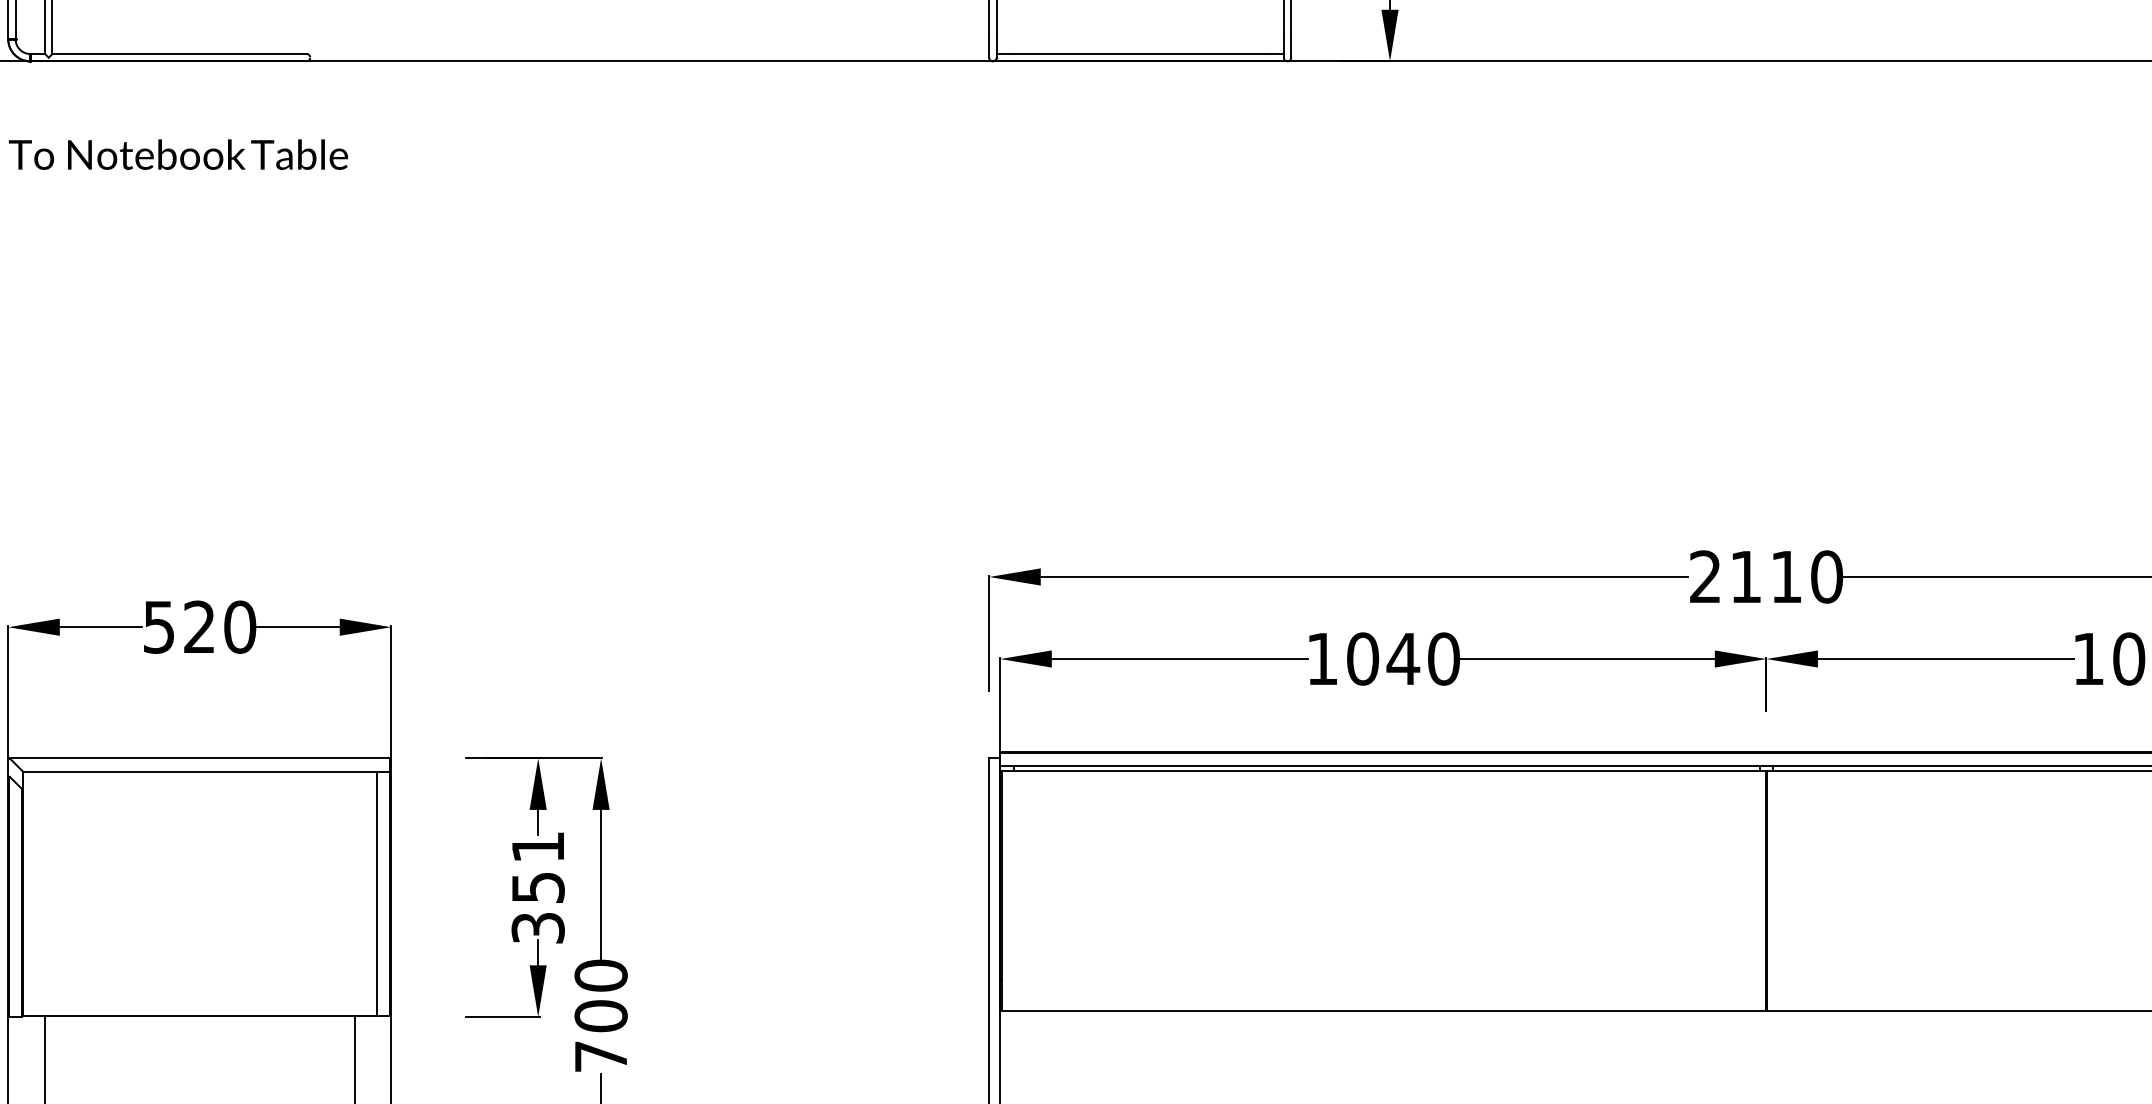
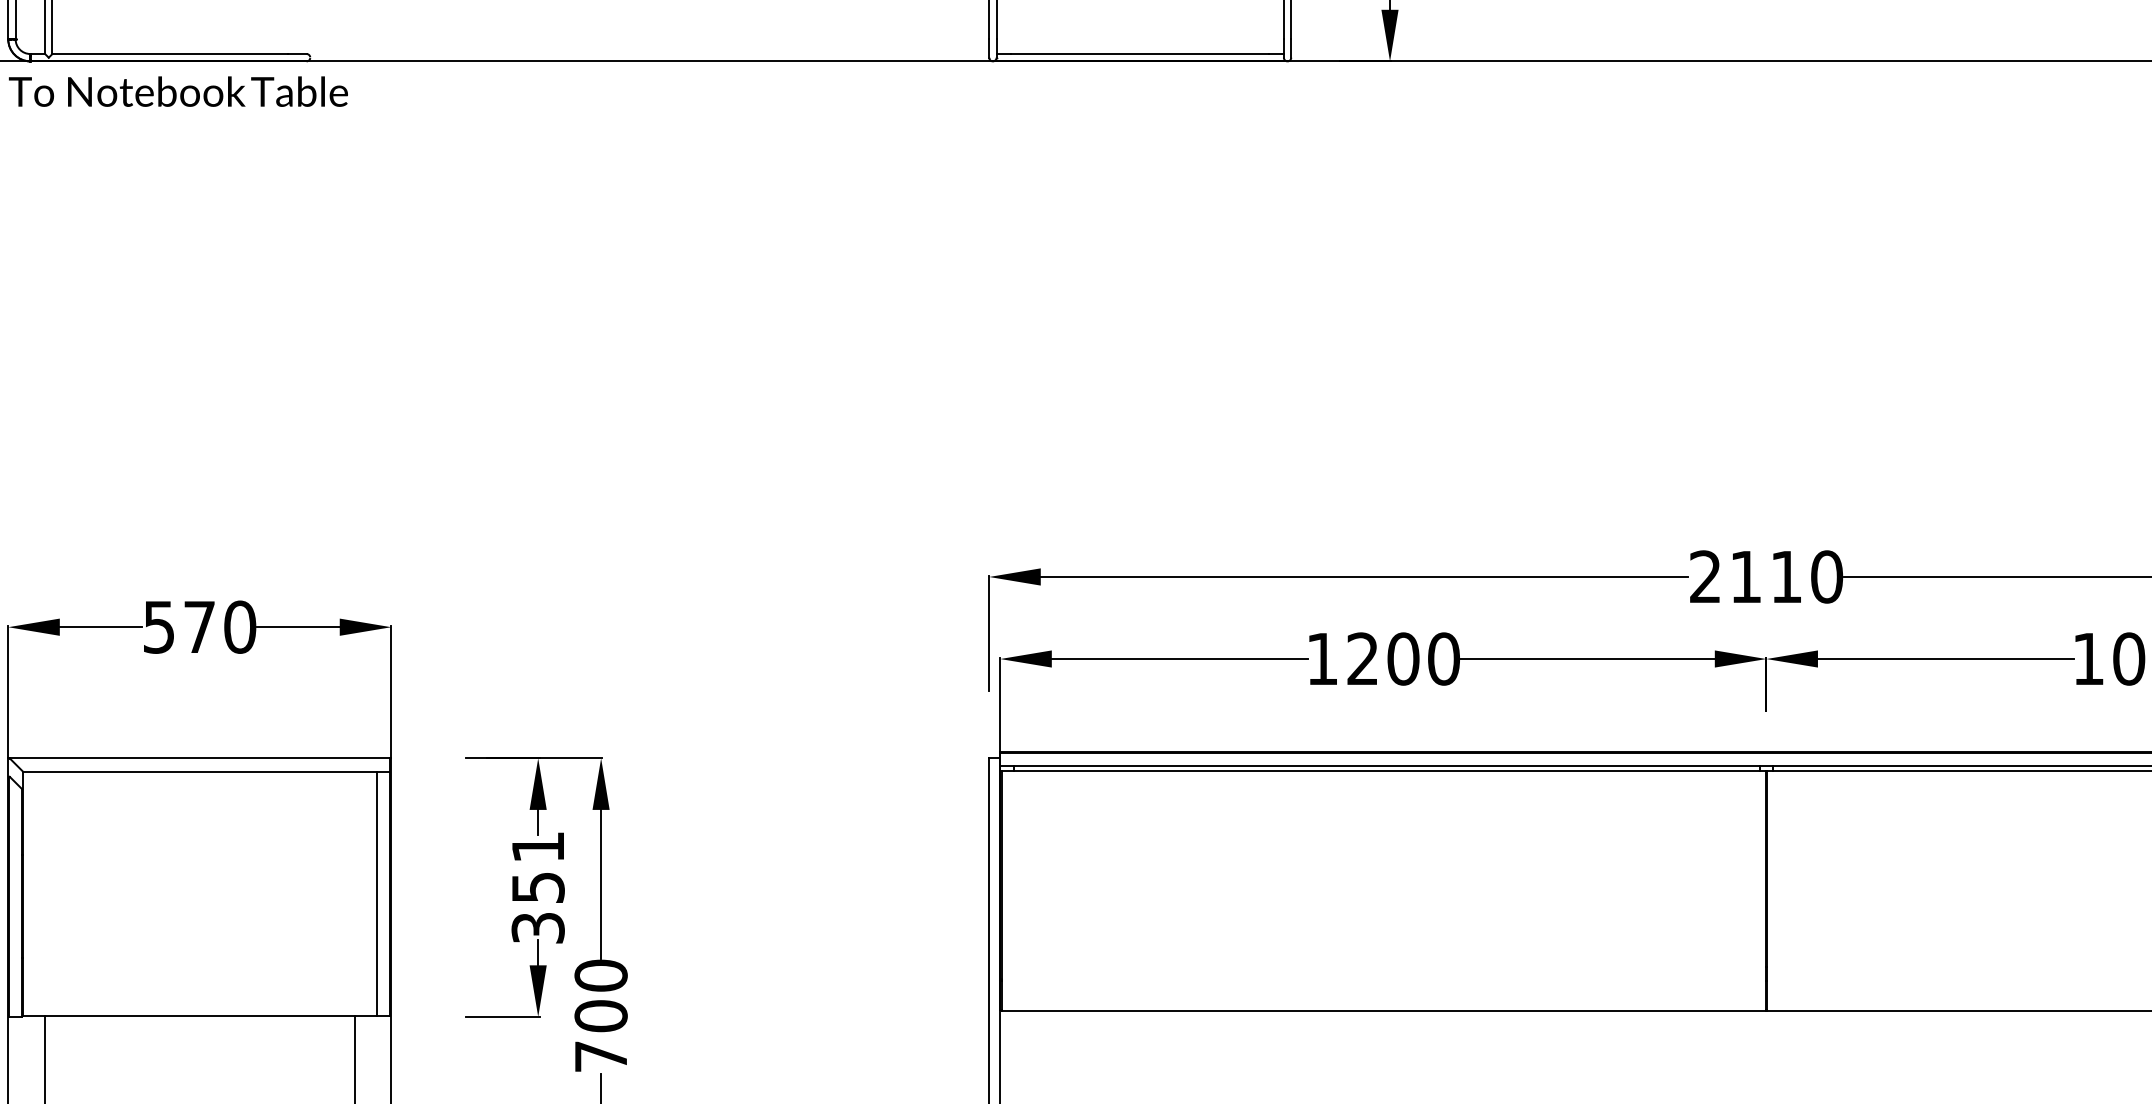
text position: (178, 154) -> (178, 91) (178, 91)
text: 520 -> 570 (199, 626)
text: 1040 -> 1200 (1383, 658)
